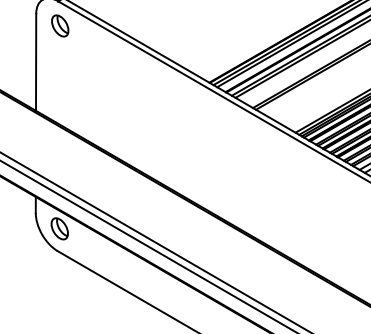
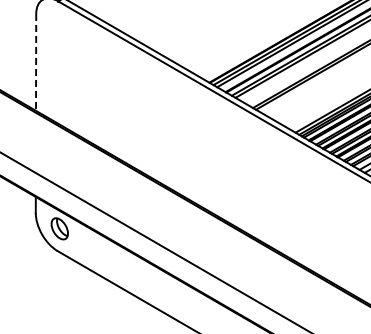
part: present -> none (60, 25)
line: solid -> dashed (36, 62)
line: present -> none (147, 246)
